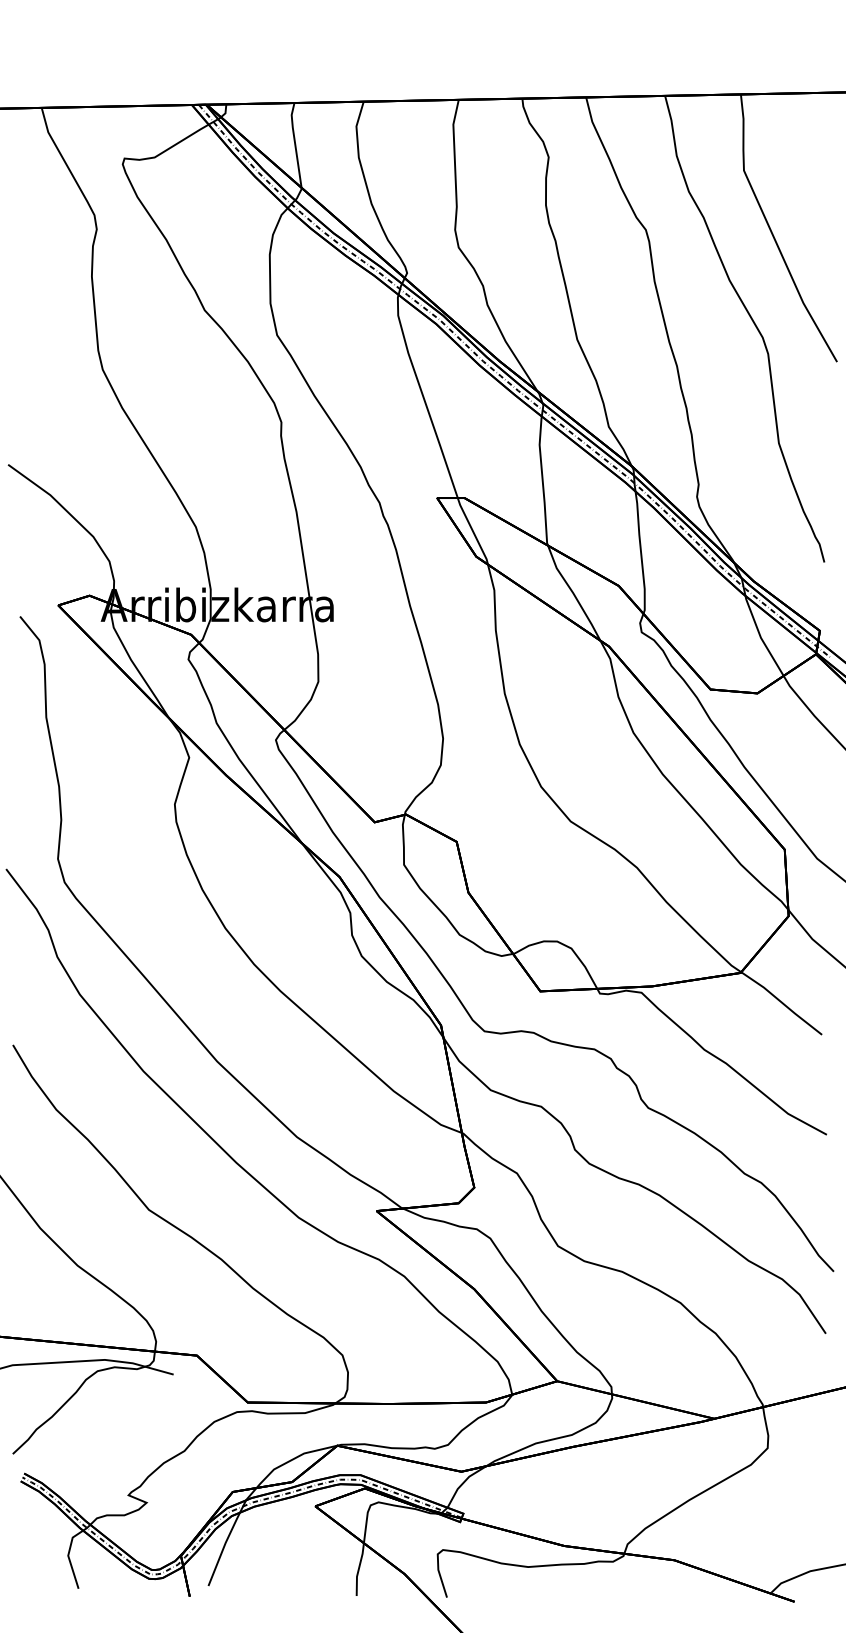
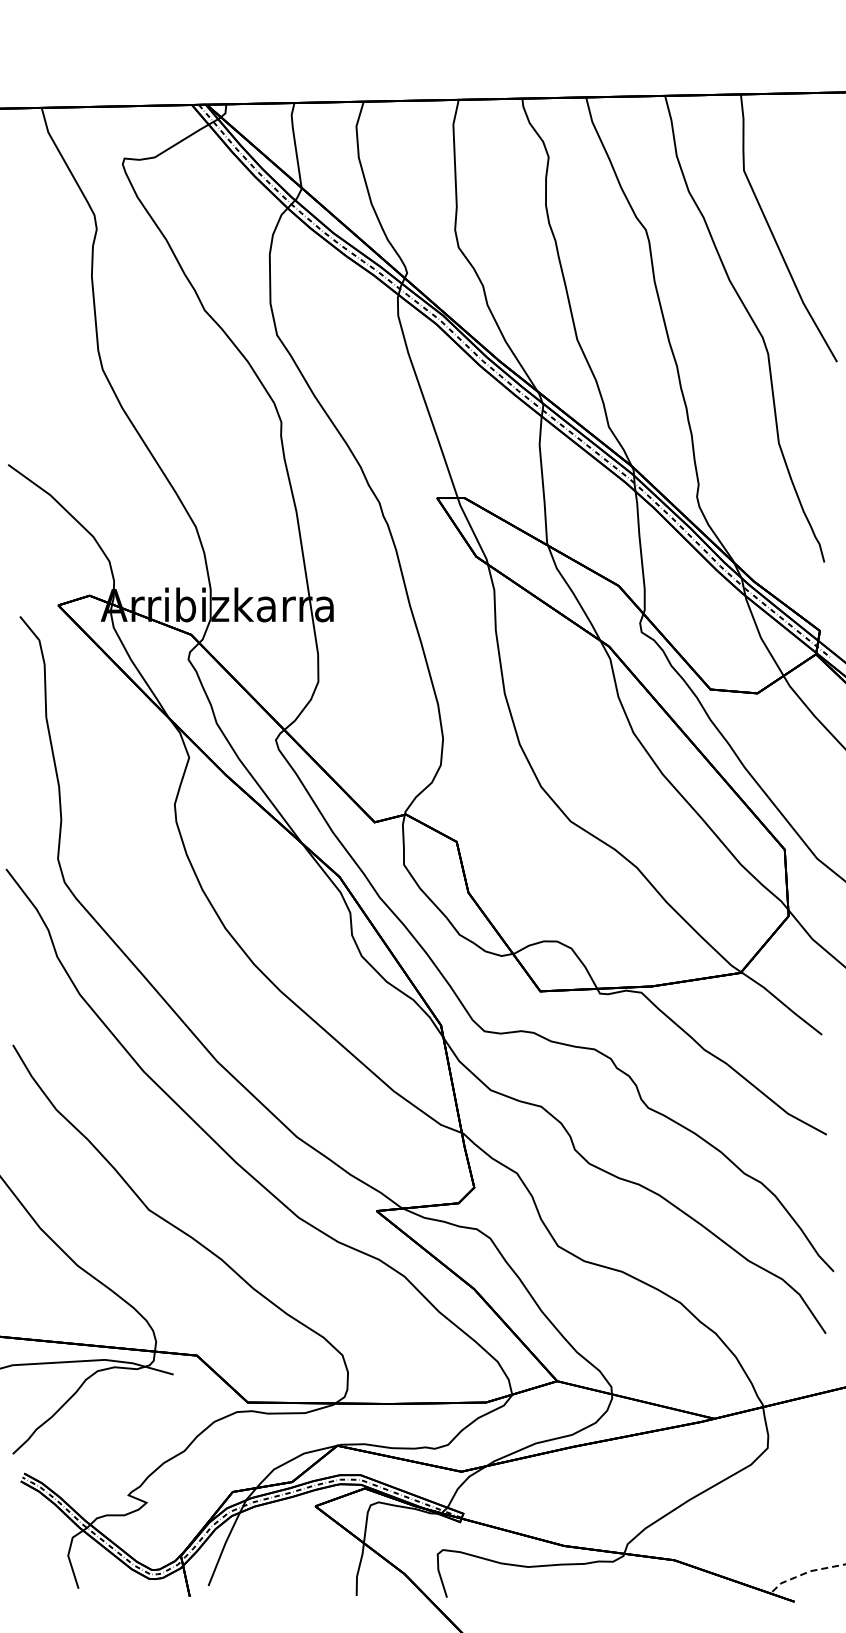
line: solid -> dashed (805, 1573)
